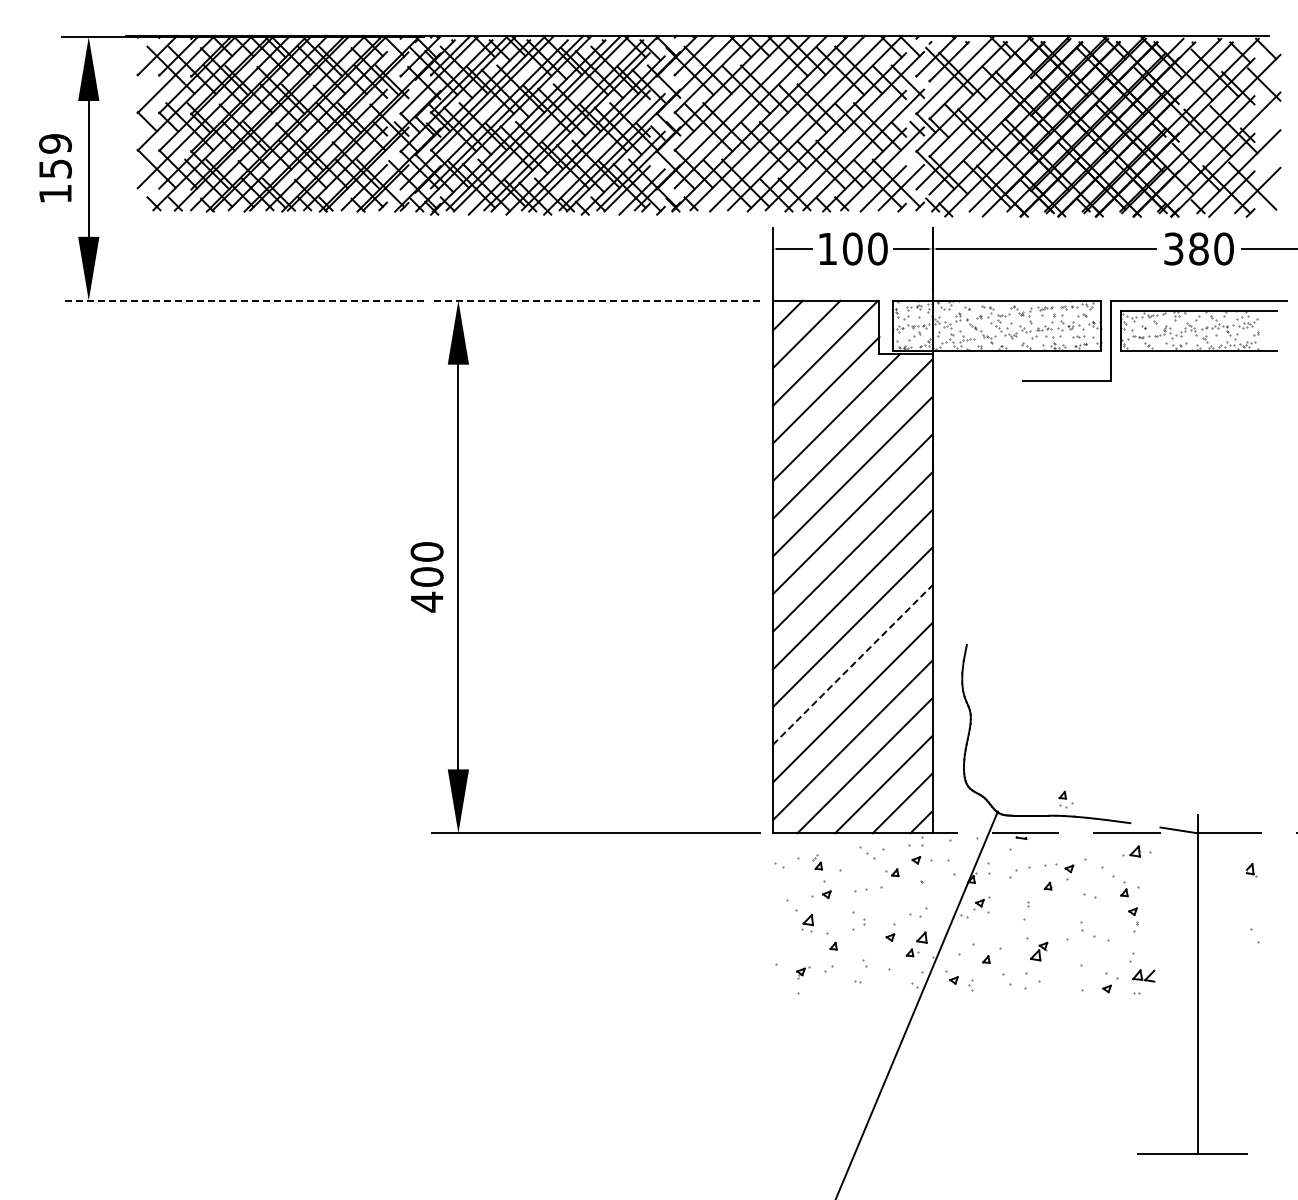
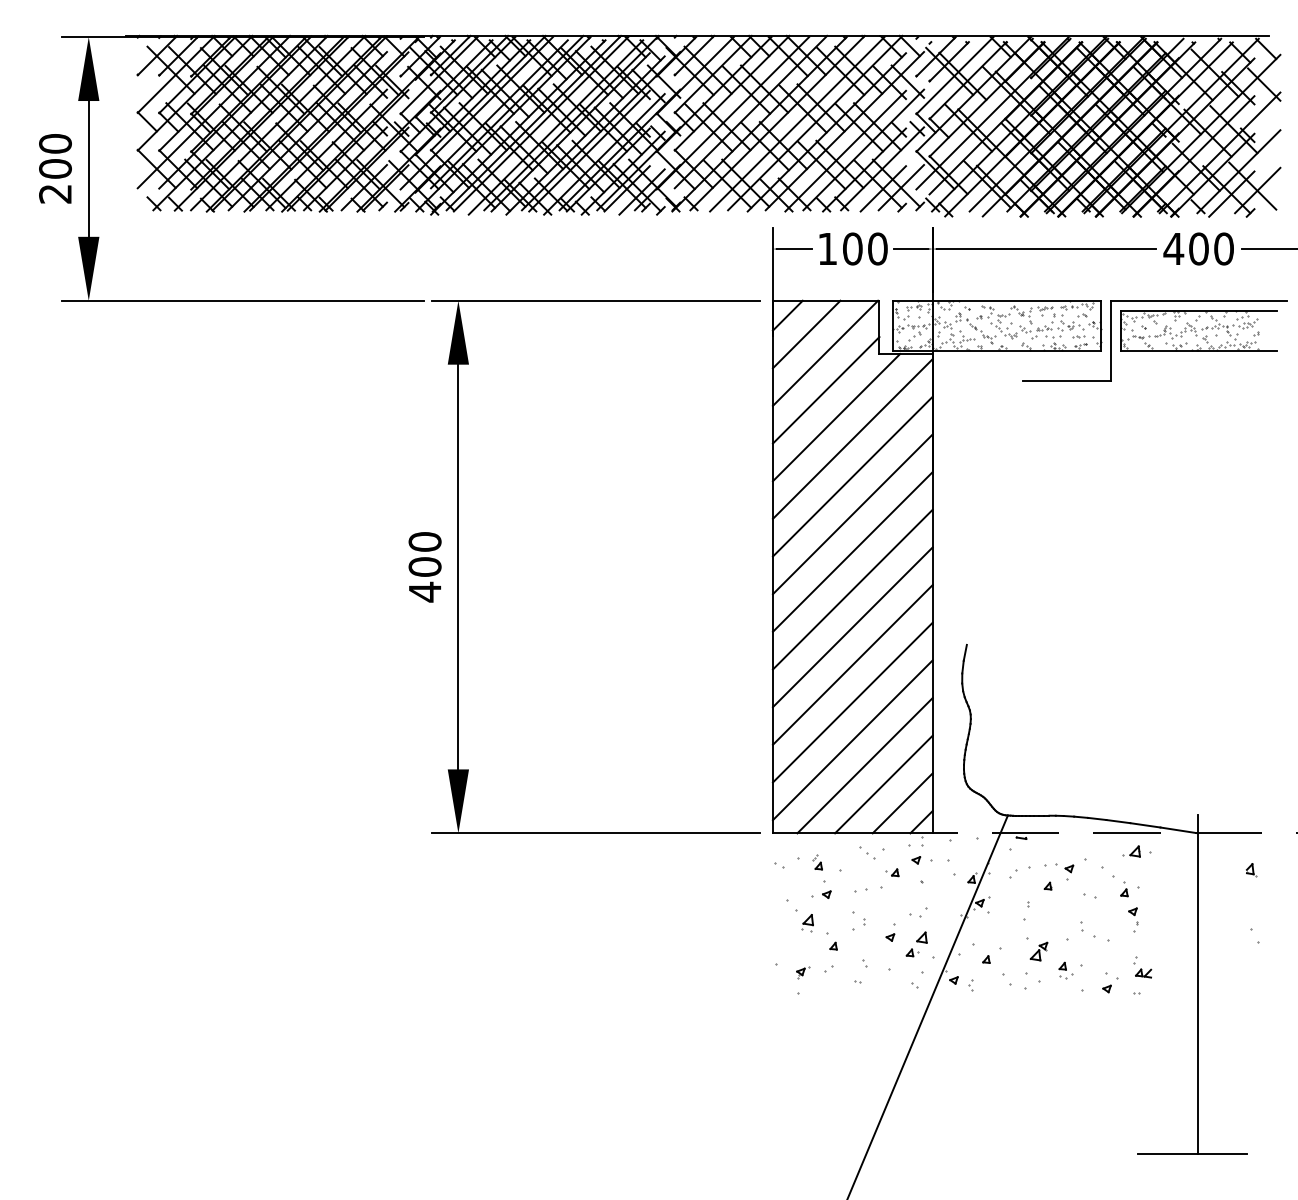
text: 159 -> 200 (55, 168)
text: 380 -> 400 (1185, 248)
line: dashed -> solid (242, 300)
line: dashed -> solid (595, 300)
text position: (426, 577) -> (424, 567) (424, 567)
line: dashed -> solid (852, 664)
part position: (1065, 799) -> (1065, 970) (1065, 970)
line: none -> present (1145, 825)
part size: 27x31 px -> 20x23 px (1142, 967)
line position: (916, 1003) -> (927, 1005) (927, 1005)
